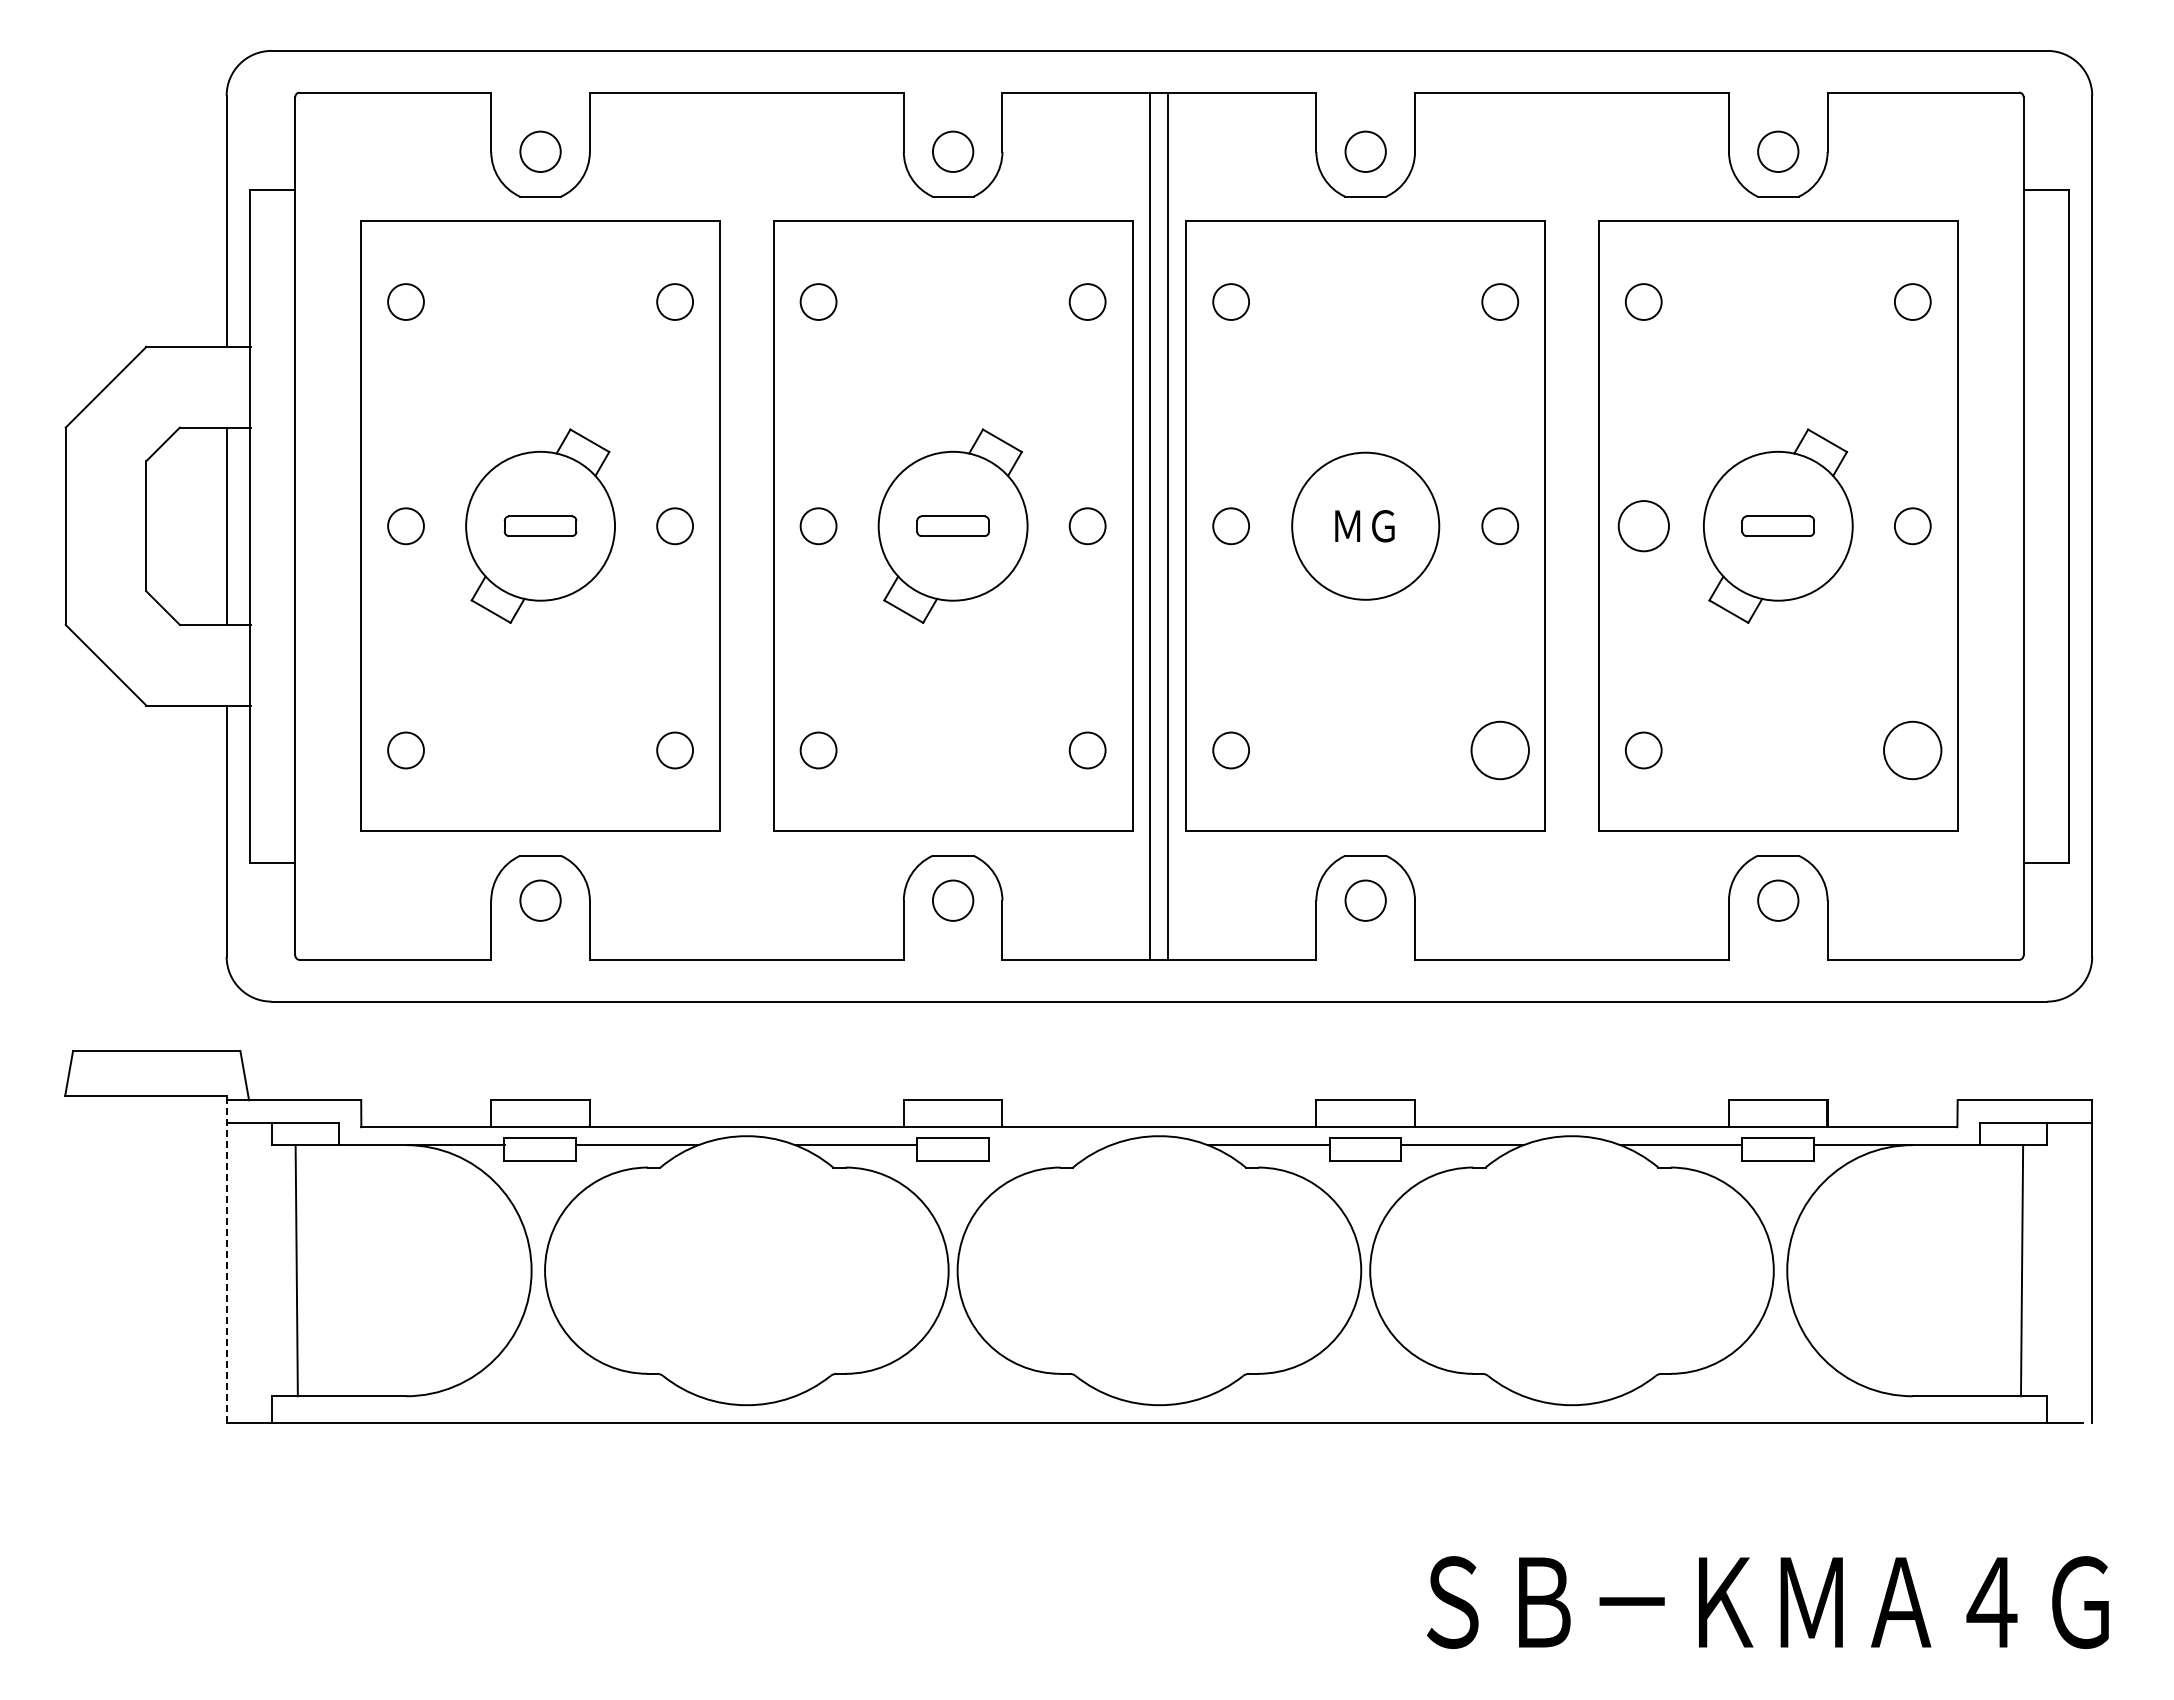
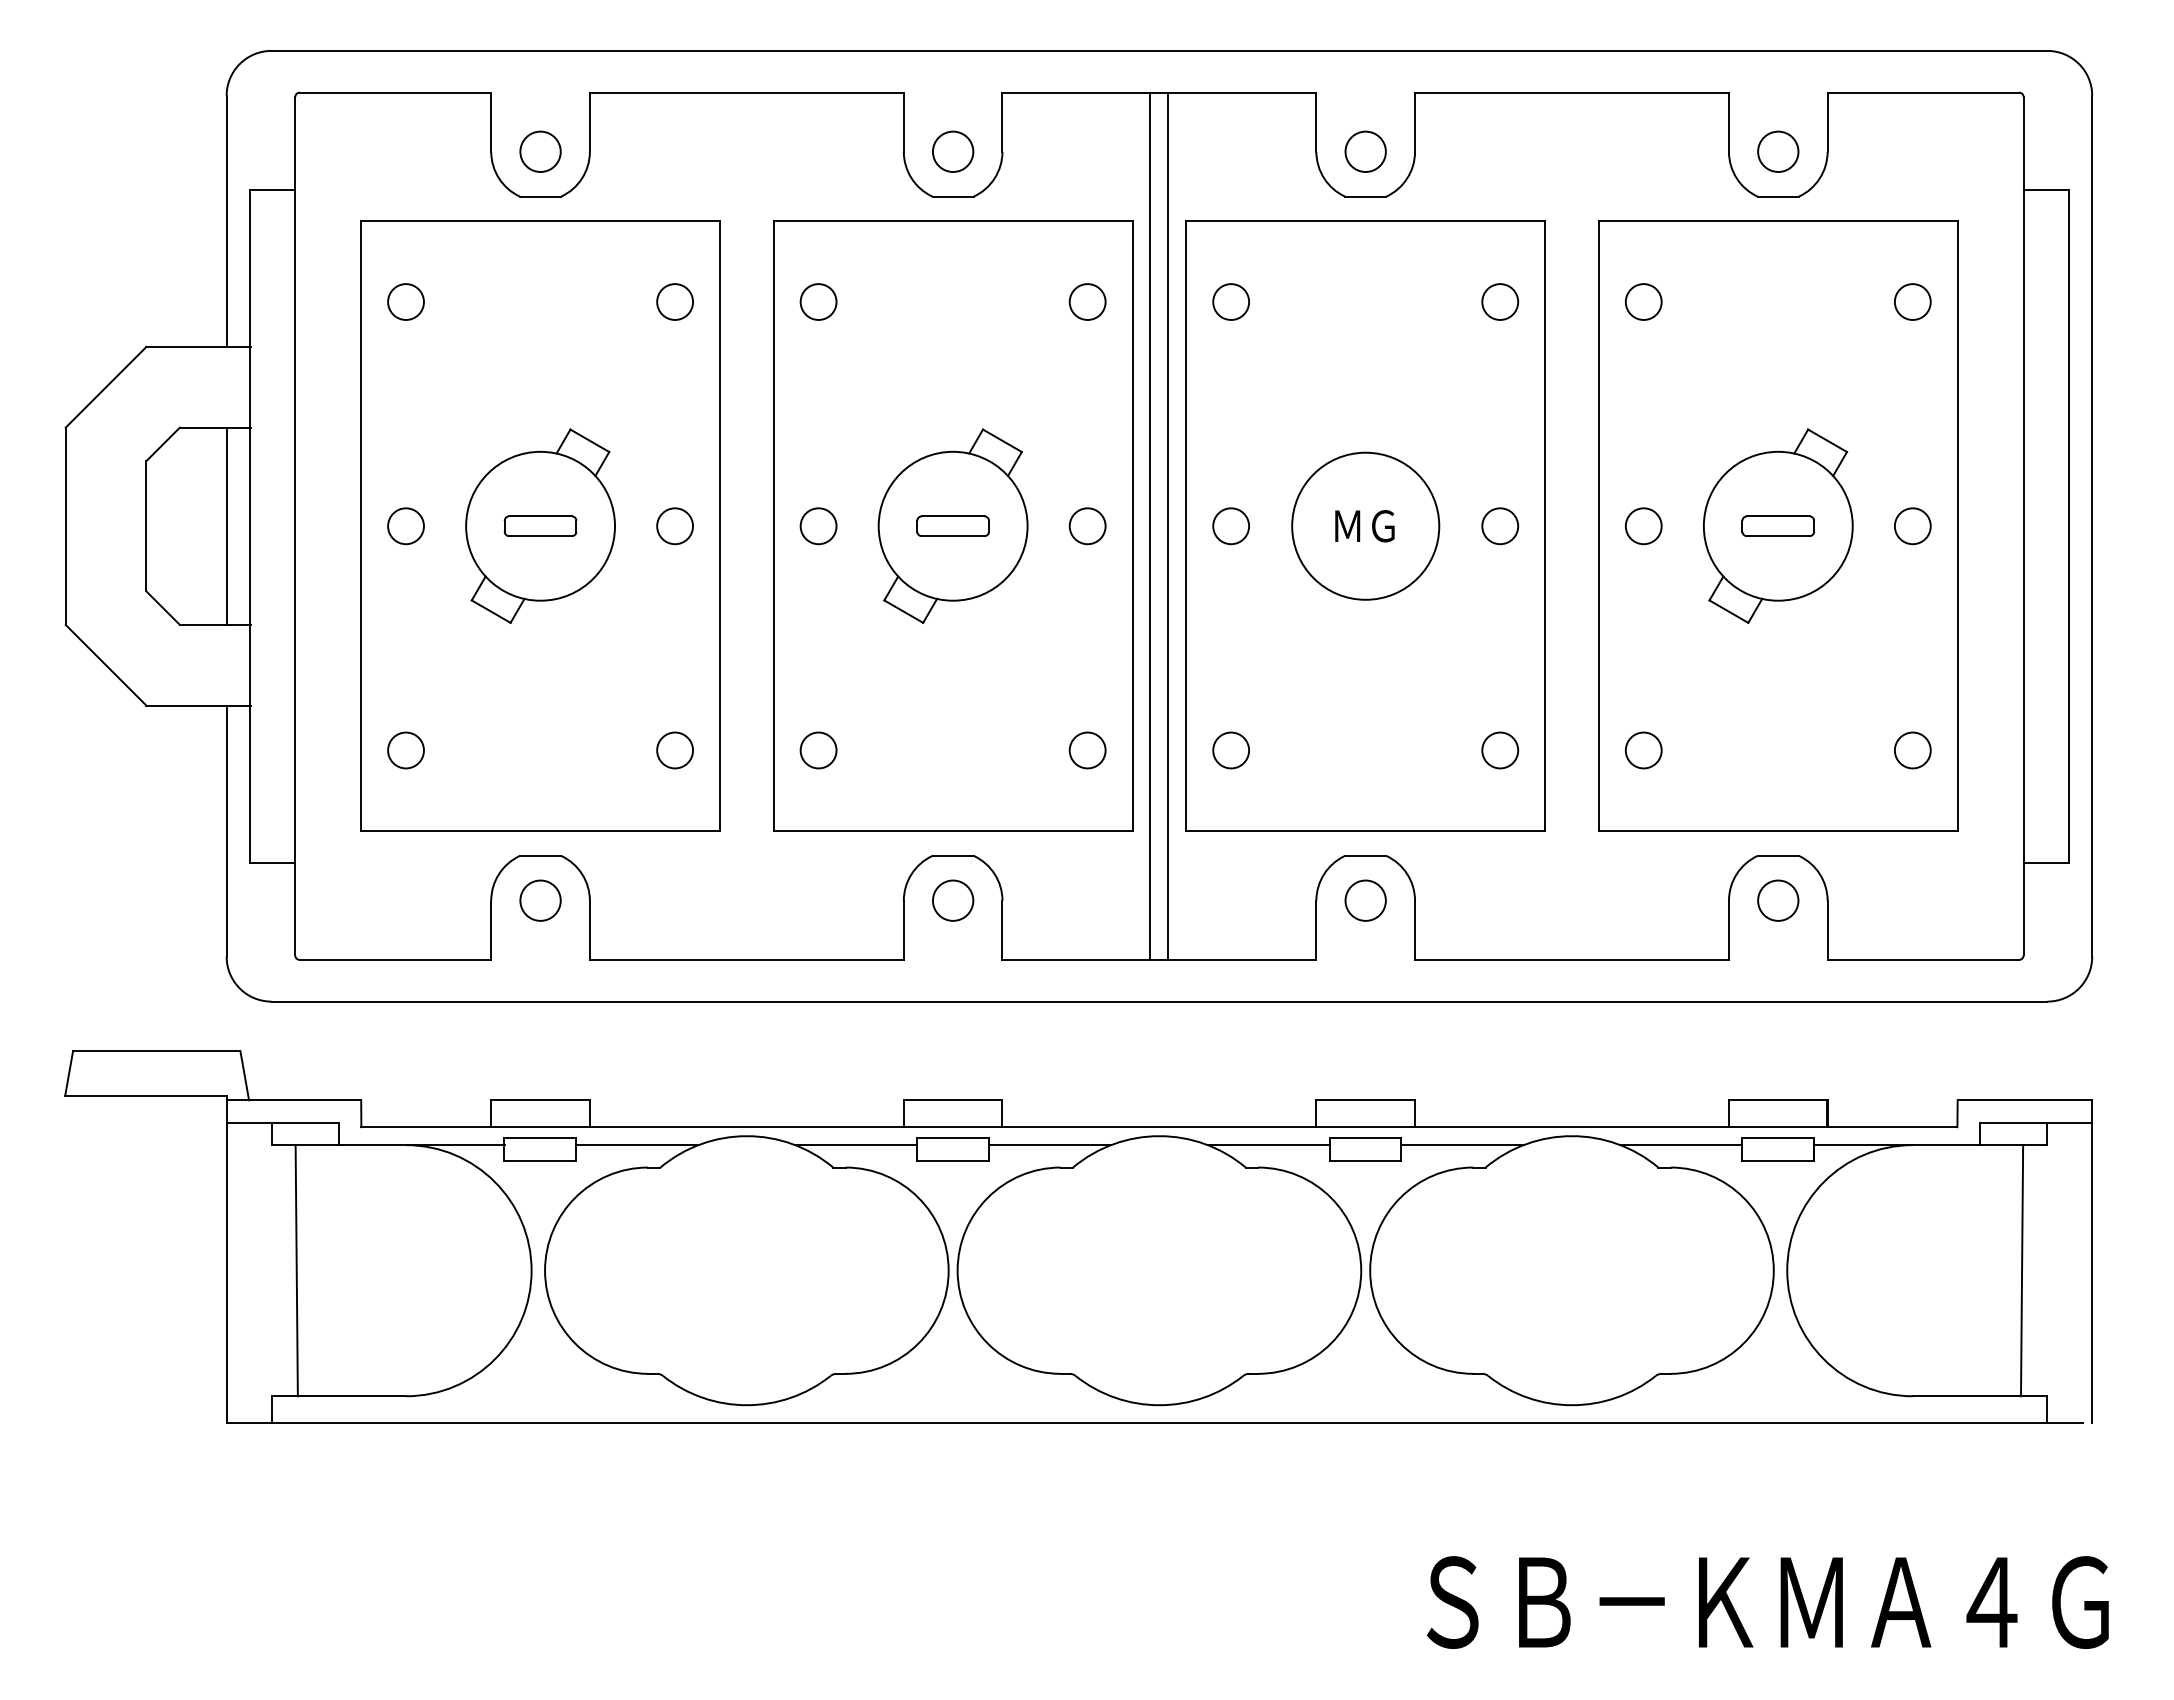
circle size: 53x53 px -> 39x39 px (1643, 526)
circle diameter: 57 px -> 36 px (1500, 750)
circle size: 60x61 px -> 38x39 px (1912, 750)
line: none -> present (1050, 1145)
line: dashed -> solid (226, 1259)
